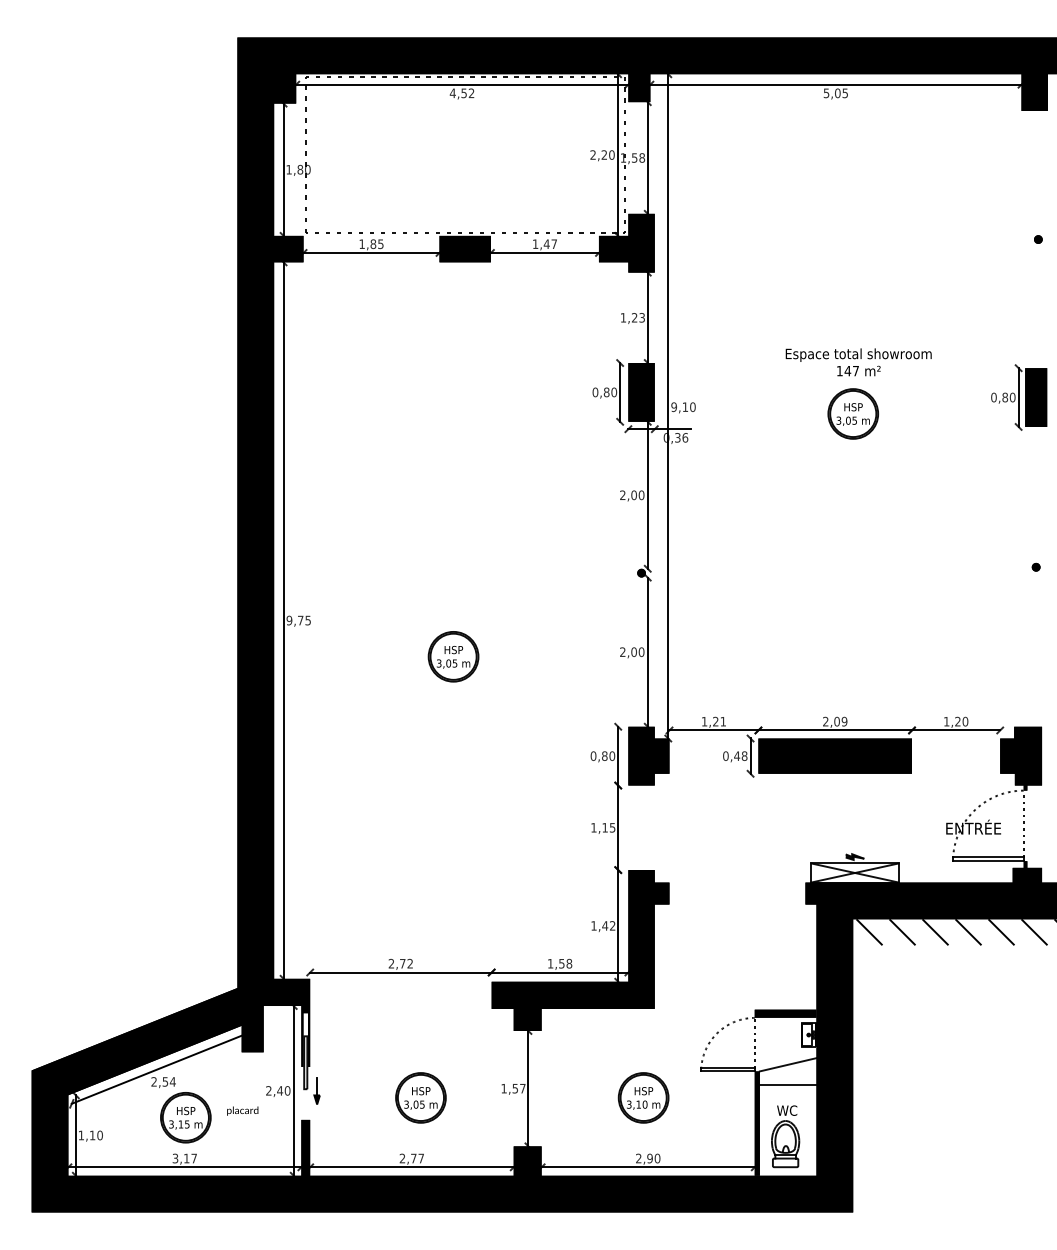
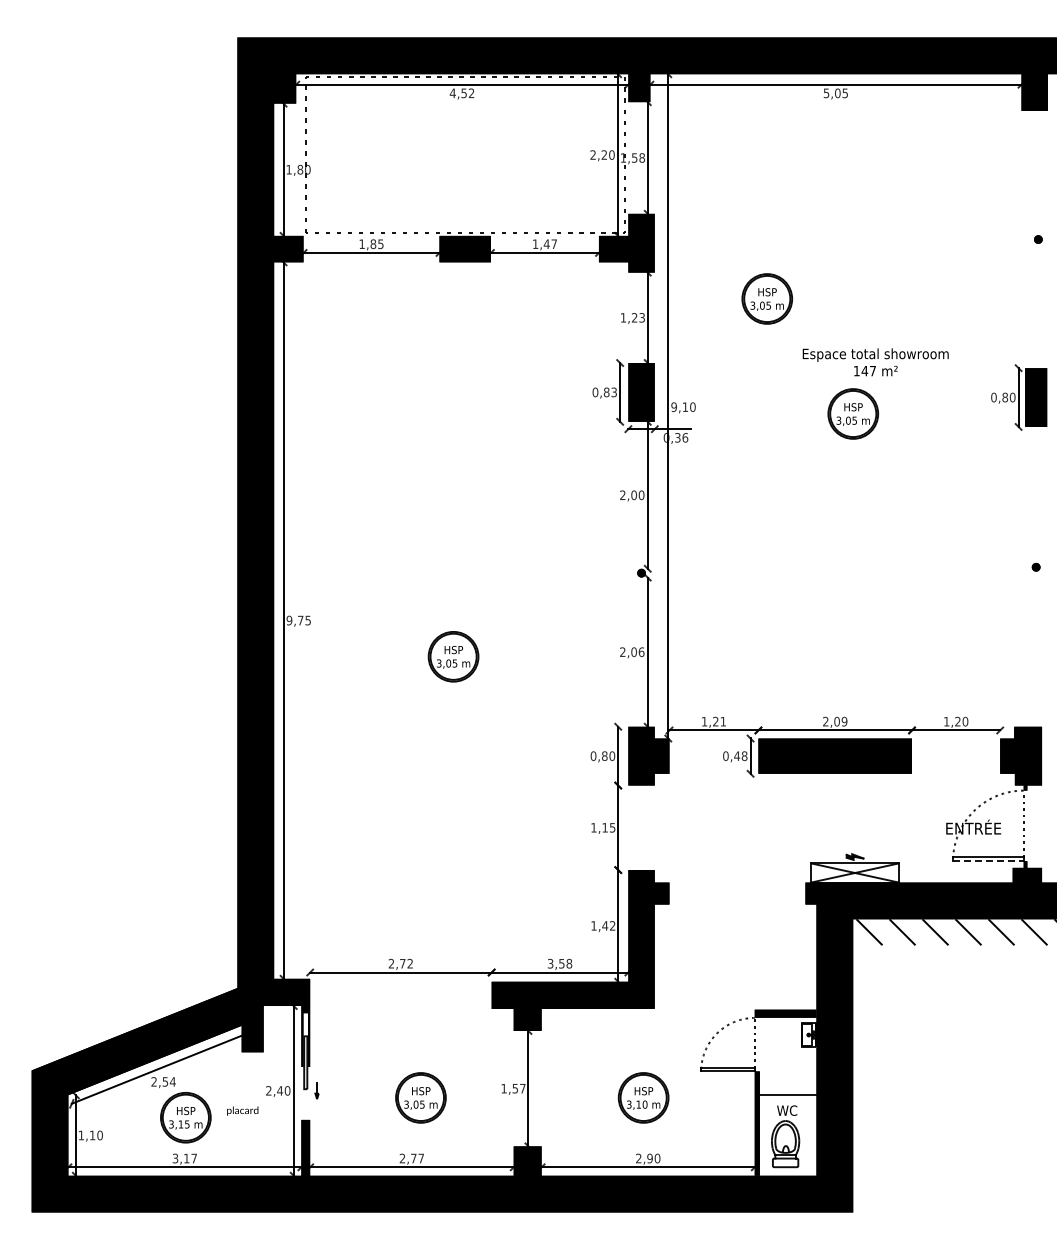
part: none -> present (766, 298)
text position: (858, 362) -> (875, 362) (875, 362)
text: 0,80 -> 0,83 (614, 392)
text: 2,00 -> 2,06 (641, 651)
line: solid -> dashed (988, 861)
text: 1,58 -> 3,58 (550, 963)
line: present -> none (787, 1064)
line position: (787, 1084) -> (787, 1094) (787, 1094)
part size: 8x28 px -> 6x18 px (316, 1090)
